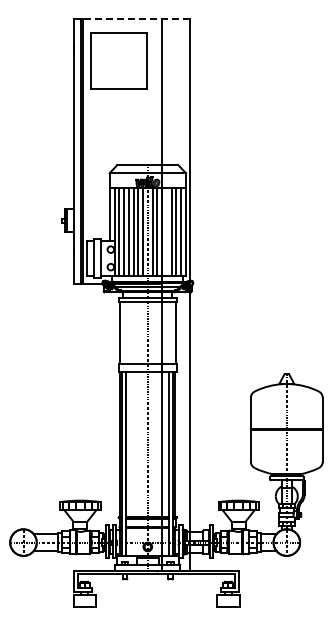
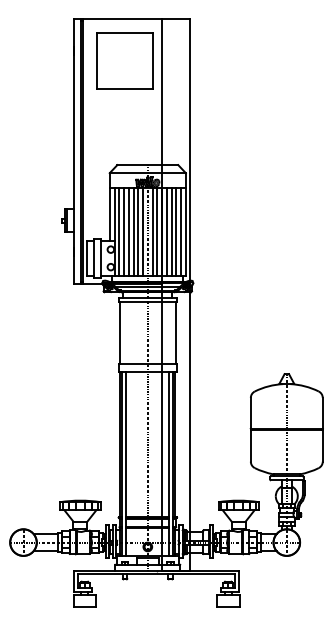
line: dashed -> solid (135, 18)
part position: (118, 60) -> (124, 60) (124, 60)
line: none -> present (166, 231)
